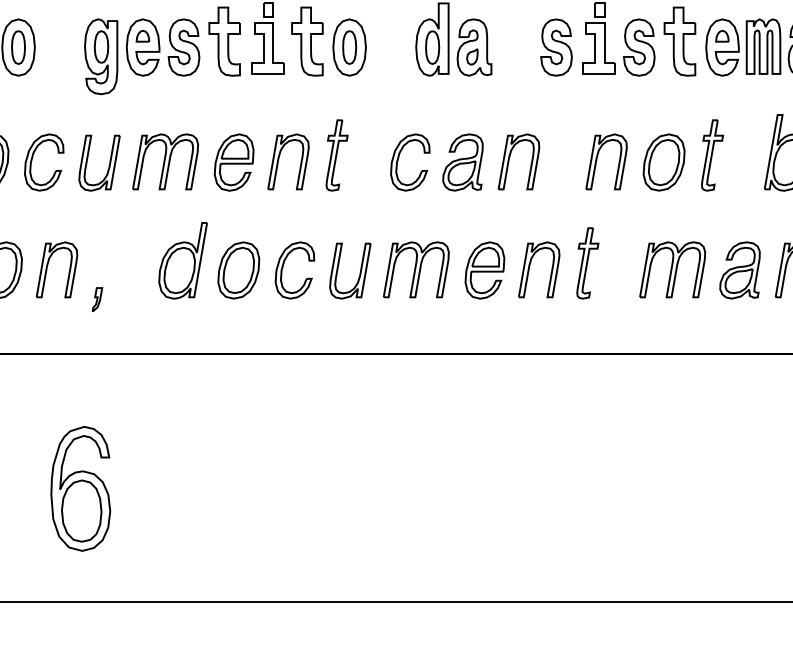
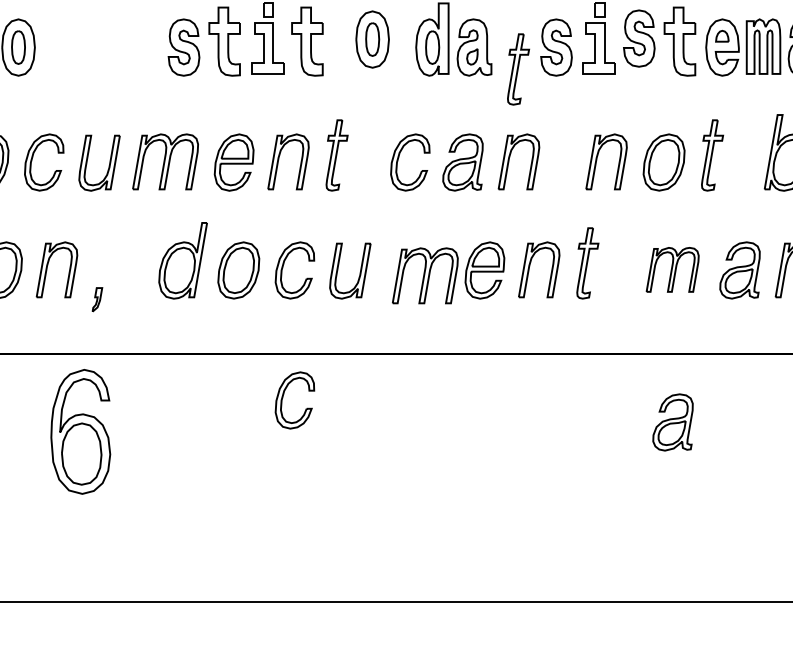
part position: (349, 47) -> (372, 39) (372, 39)
part position: (639, 47) -> (639, 38) (639, 38)
part: present -> none (122, 56)
part: none -> present (518, 69)
part position: (416, 269) -> (425, 275) (425, 275)
part size: 68x58 px -> 55x46 px (672, 269)
part: none -> present (283, 398)
part: none -> present (672, 422)
part position: (80, 488) -> (80, 431) (80, 431)
